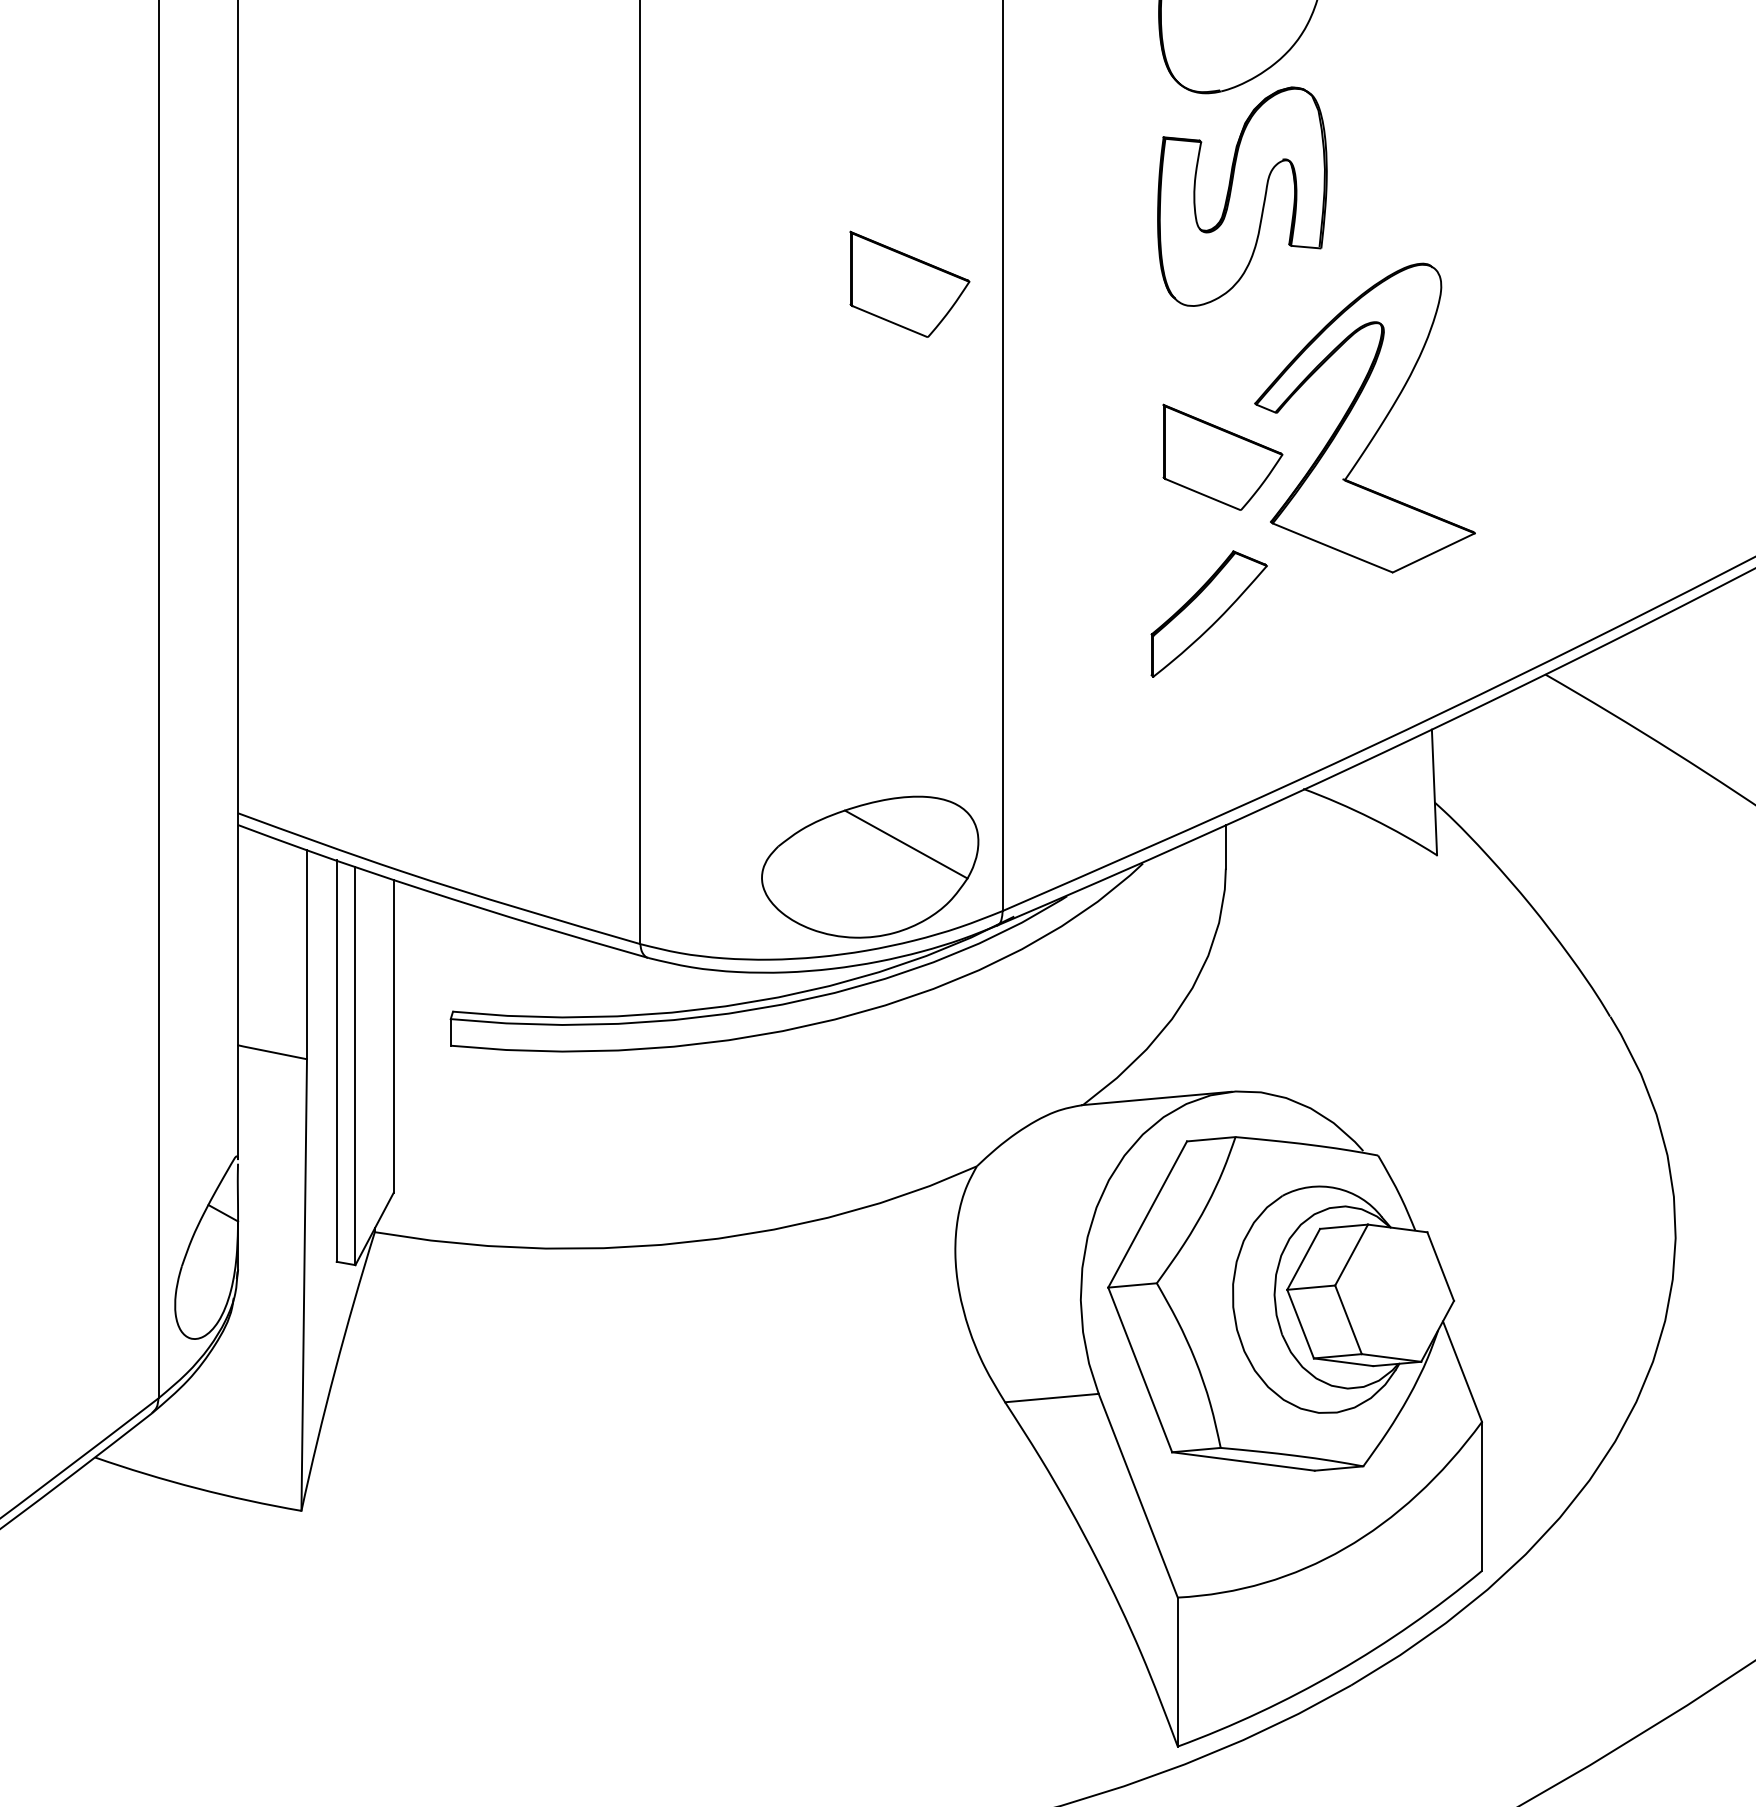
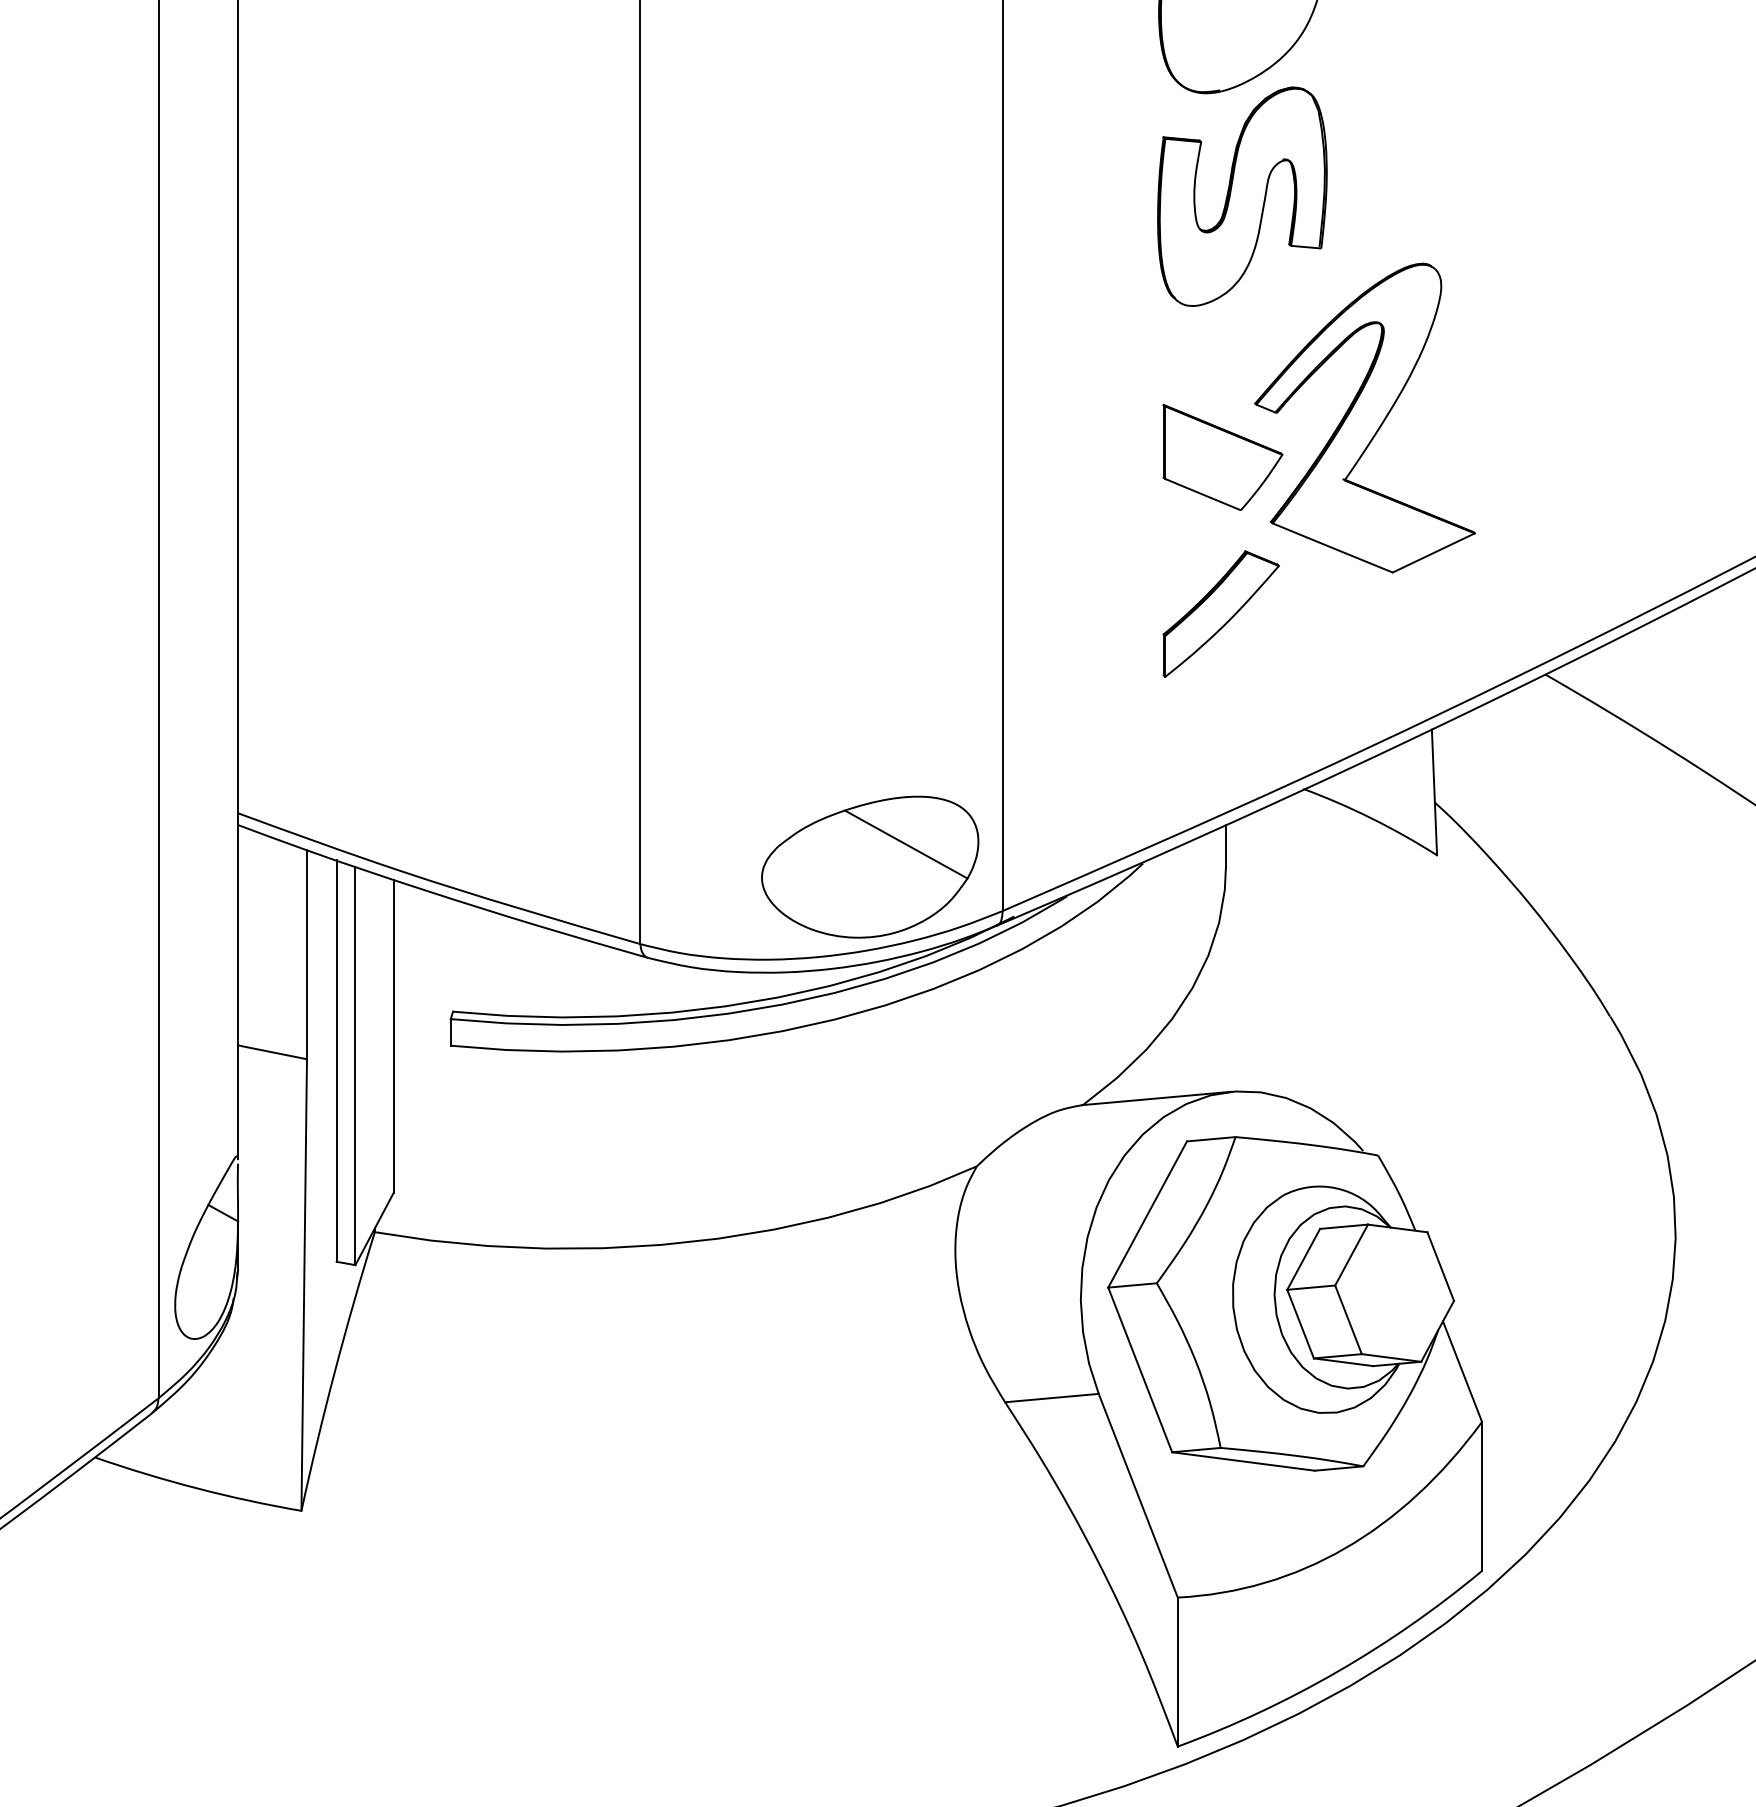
part: present -> none (909, 283)
part position: (1208, 613) -> (1220, 613) (1220, 613)
